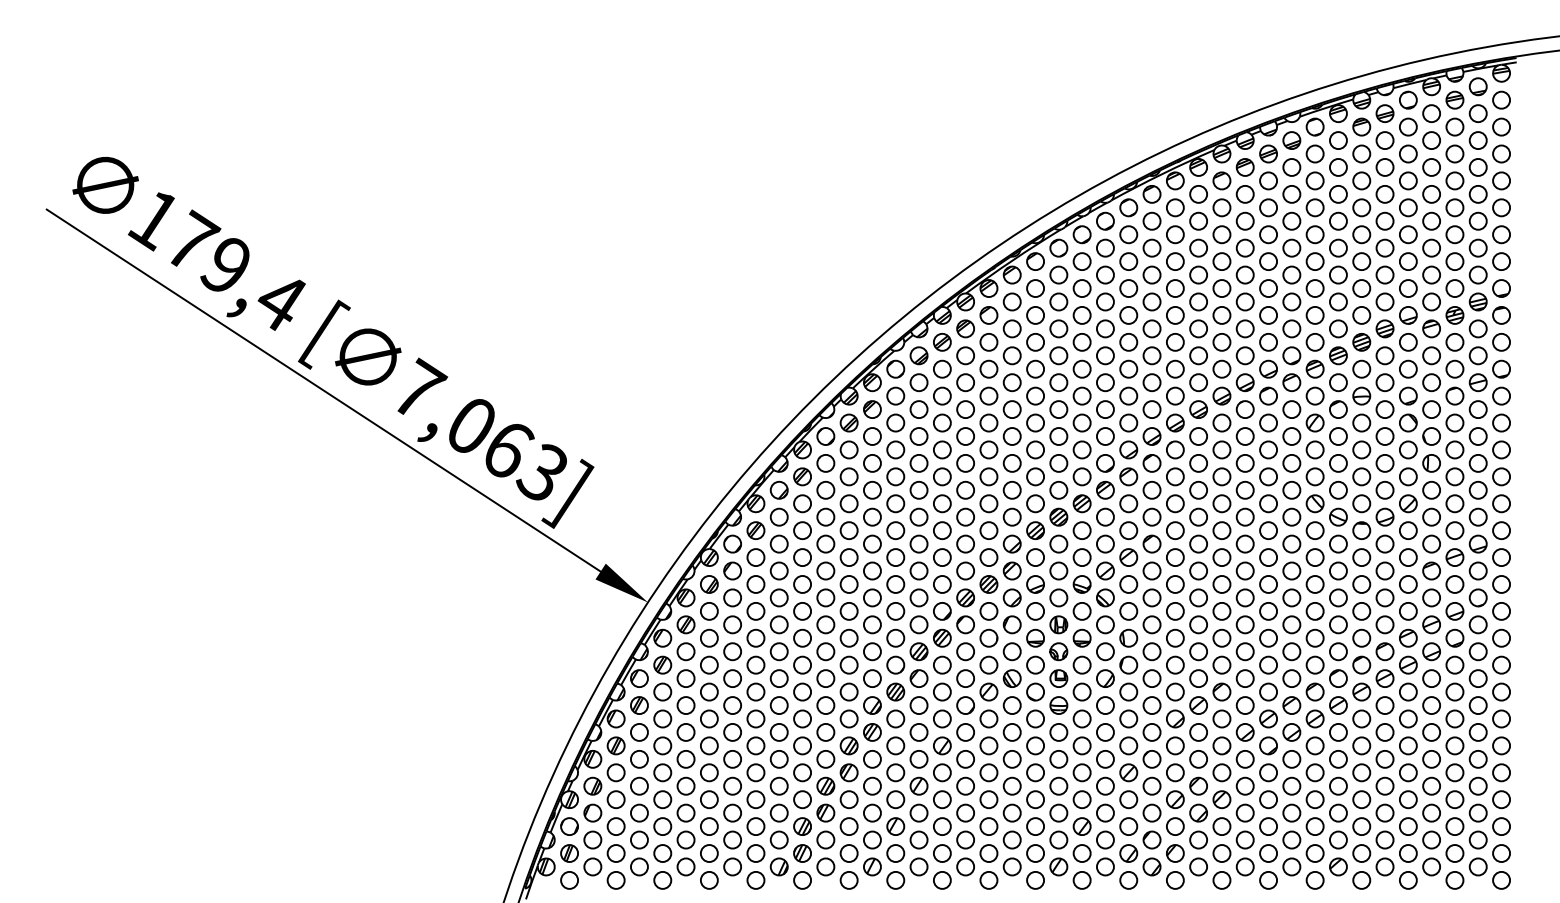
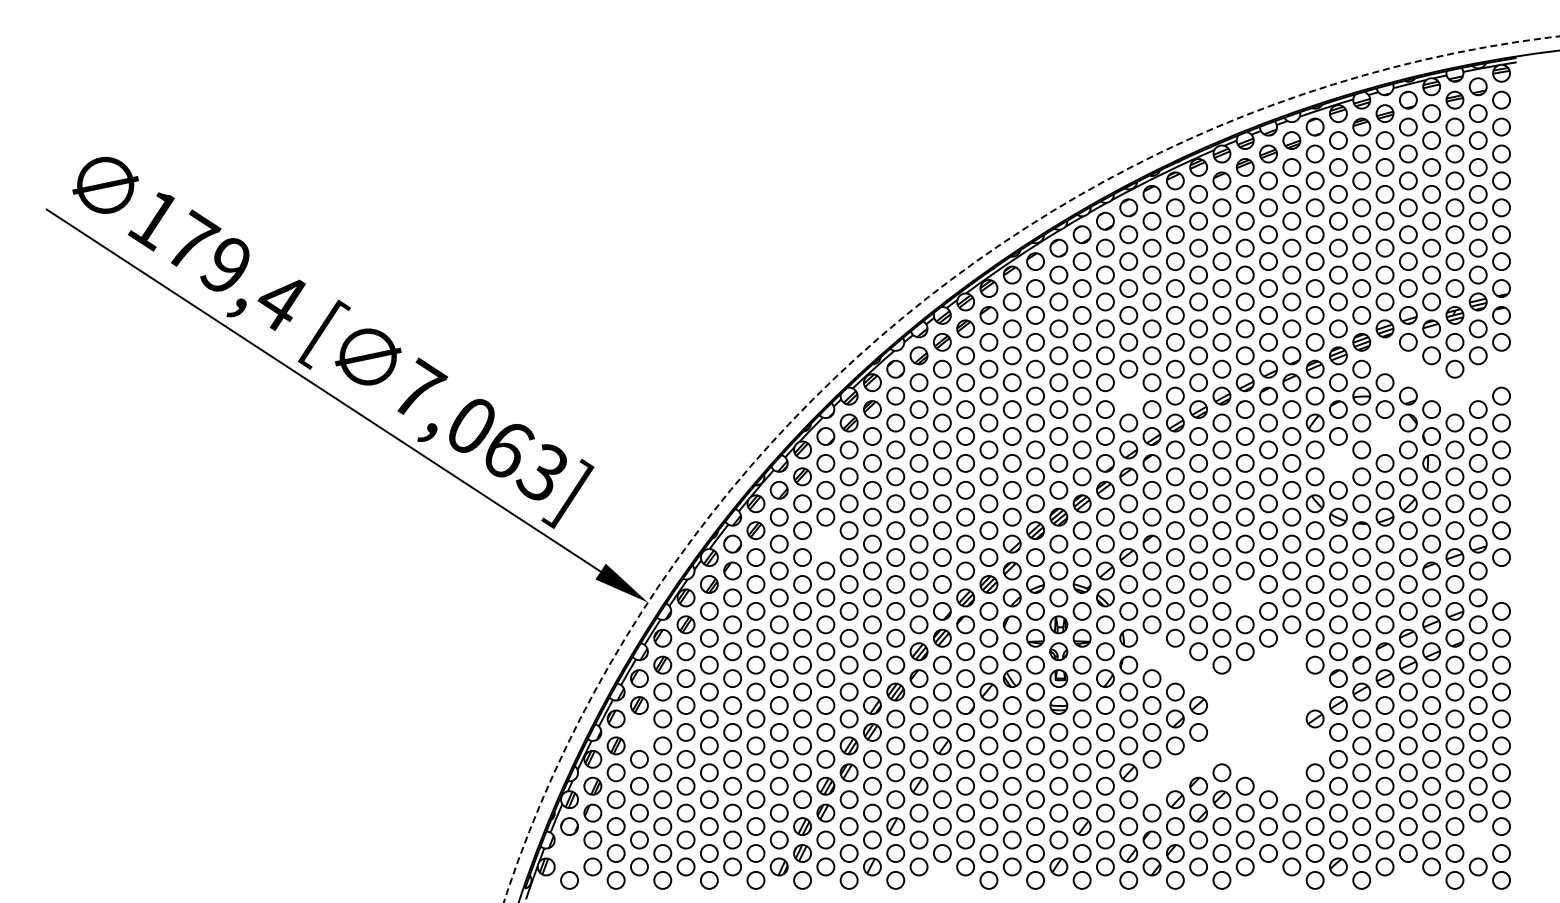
part: present -> none (1442, 375)
circle: present -> none (1128, 395)
circle: present -> none (1384, 436)
circle: present -> none (1338, 463)
circle: solid -> dashed (1031, 469)
circle: present -> none (825, 543)
circle: present -> none (1501, 584)
circle: present -> none (1244, 597)
part: present -> none (1233, 718)
circle: present -> none (639, 732)
circle: present -> none (1477, 839)
part: present -> none (569, 853)
circle: present -> none (942, 880)
circle: present -> none (1268, 880)
circle: present -> none (1408, 880)
